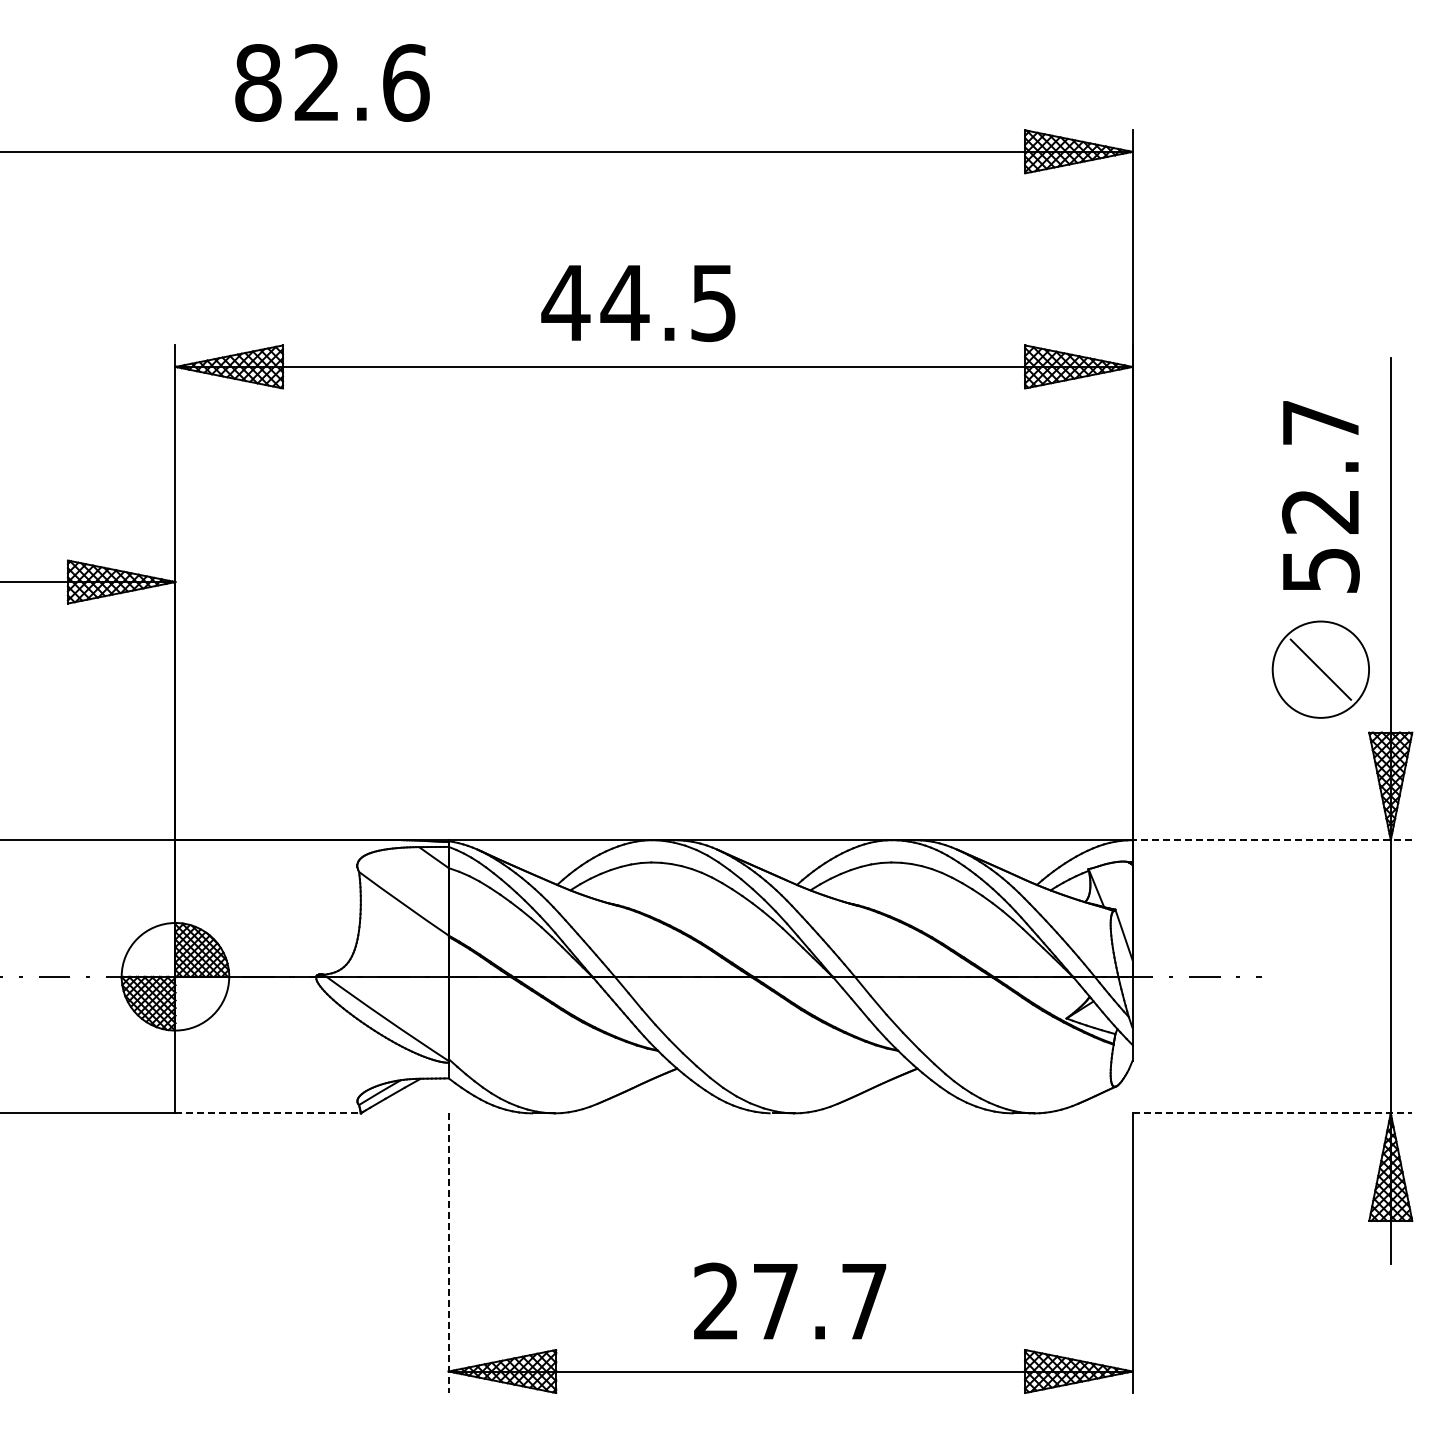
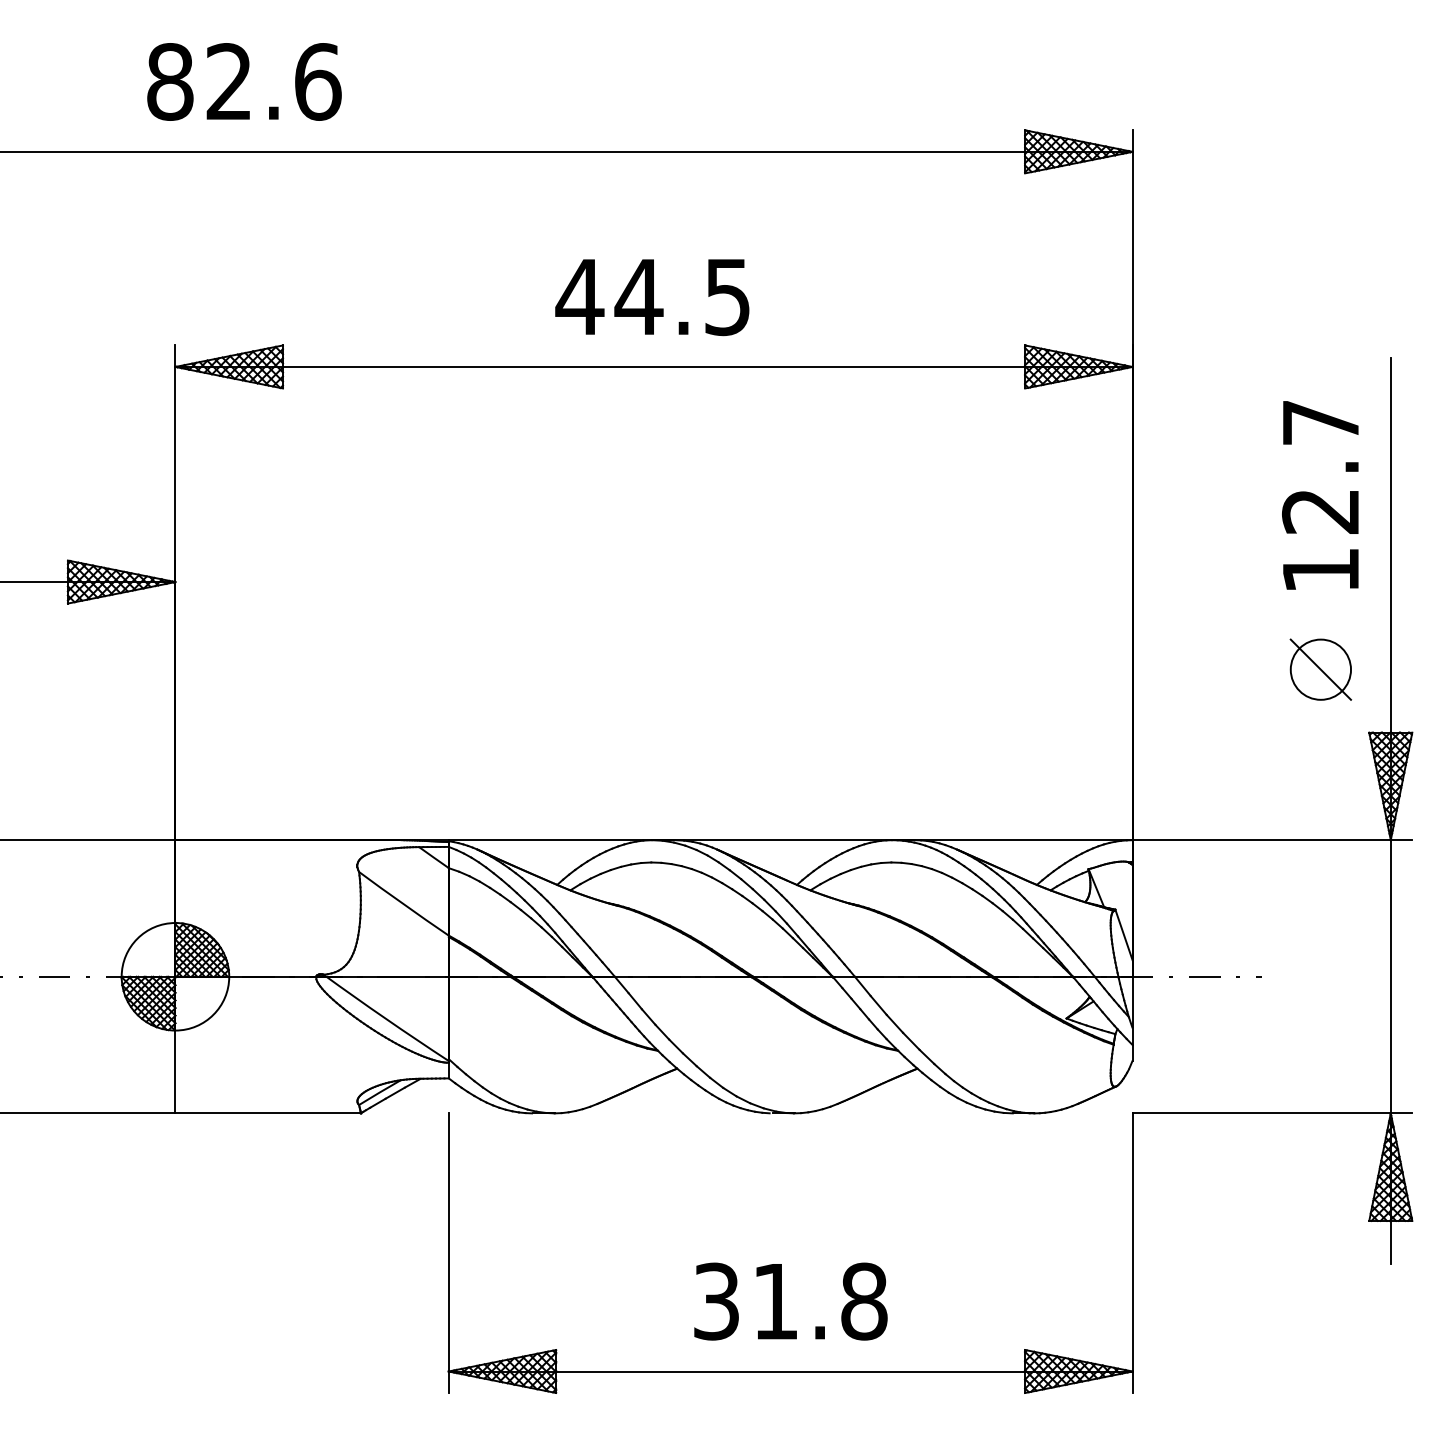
text position: (332, 82) -> (244, 81) (244, 81)
text position: (638, 303) -> (652, 297) (652, 297)
text: 52.7 -> 12.7 (1321, 570)
circle diameter: 96 px -> 60 px (1320, 669)
line: dashed -> solid (1272, 840)
line: dashed -> solid (268, 1113)
line: dashed -> solid (1272, 1113)
line: dashed -> solid (448, 1253)
text: 27.7 -> 31.8 (790, 1301)
